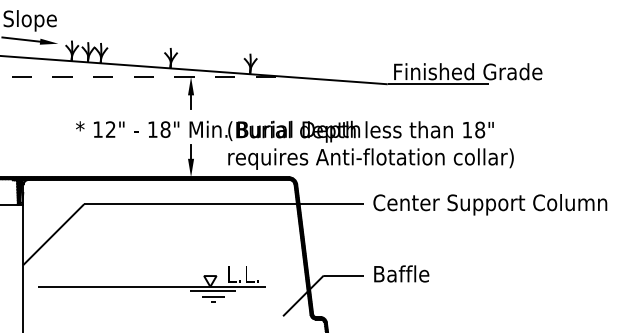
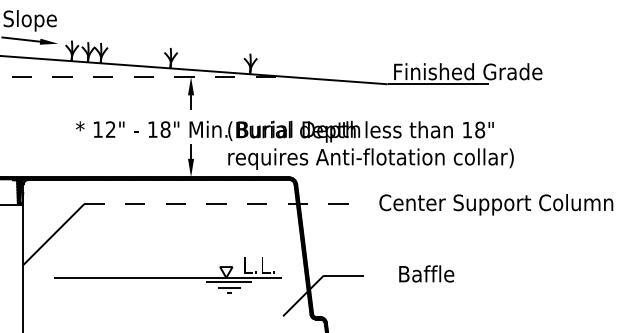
line: solid -> dashed (223, 204)
text position: (490, 204) -> (496, 204) (496, 204)
text position: (401, 273) -> (426, 273) (426, 273)
part position: (151, 284) -> (167, 275) (167, 275)
